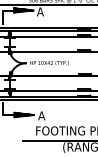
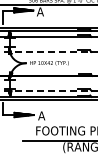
line: solid -> dashed (45, 51)
line: solid -> dashed (45, 90)
